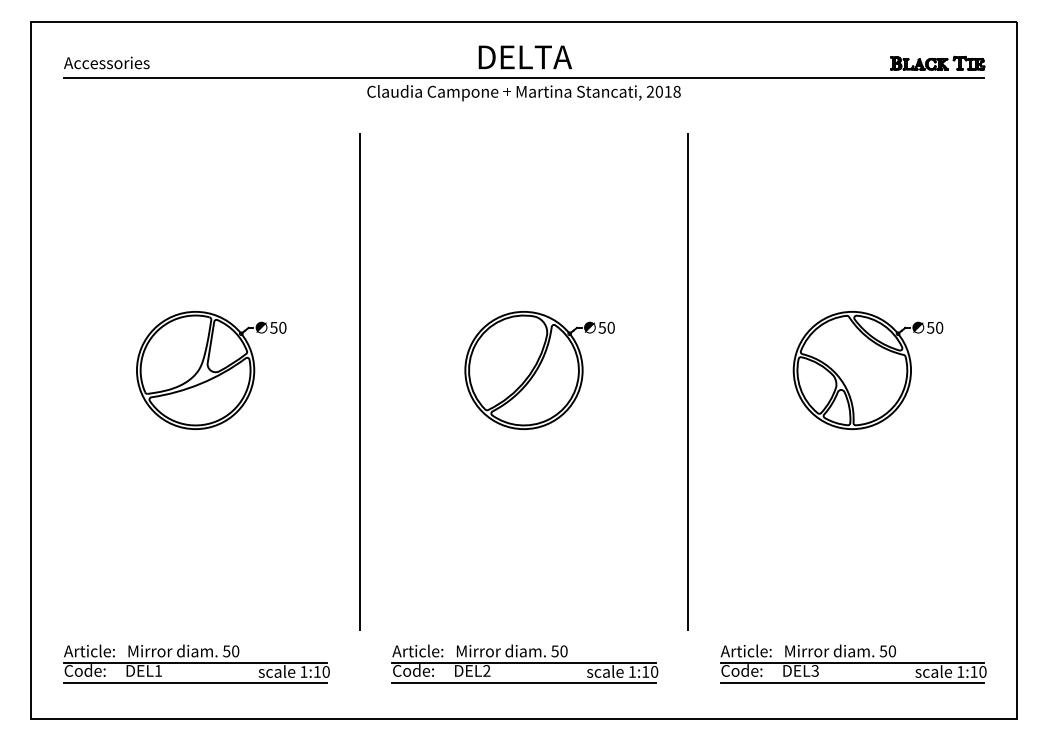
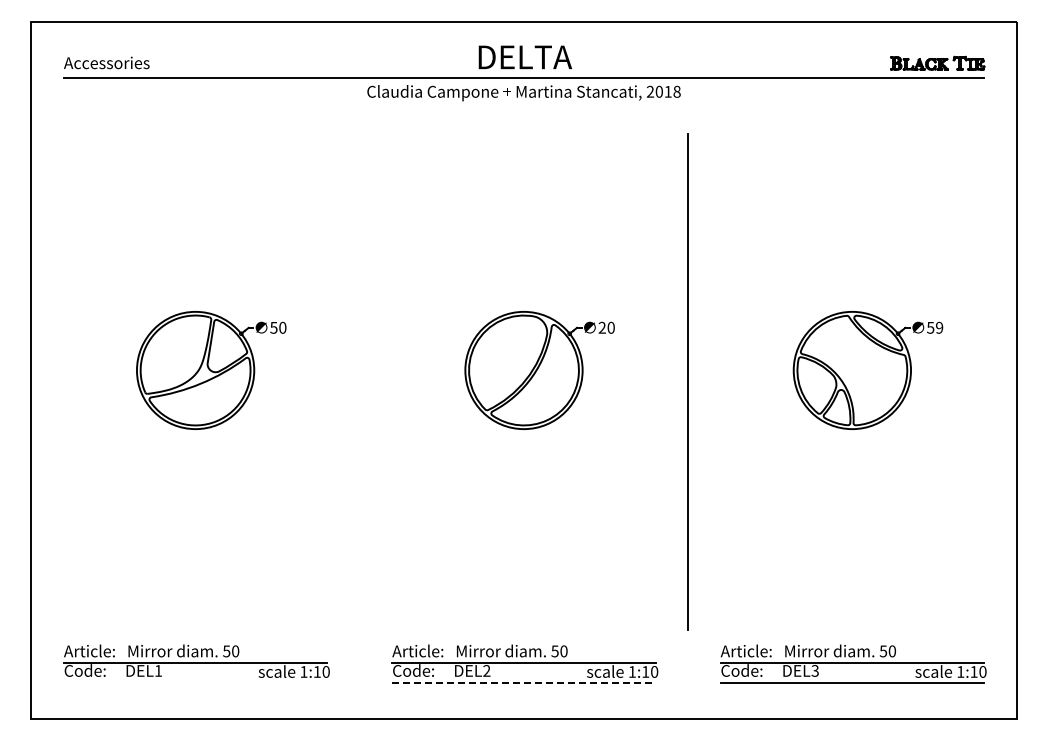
text: 50 -> 20 (601, 327)
text: 50 -> 59 (939, 327)
line: present -> none (359, 382)
line: present -> none (195, 682)
line: solid -> dashed (523, 682)
